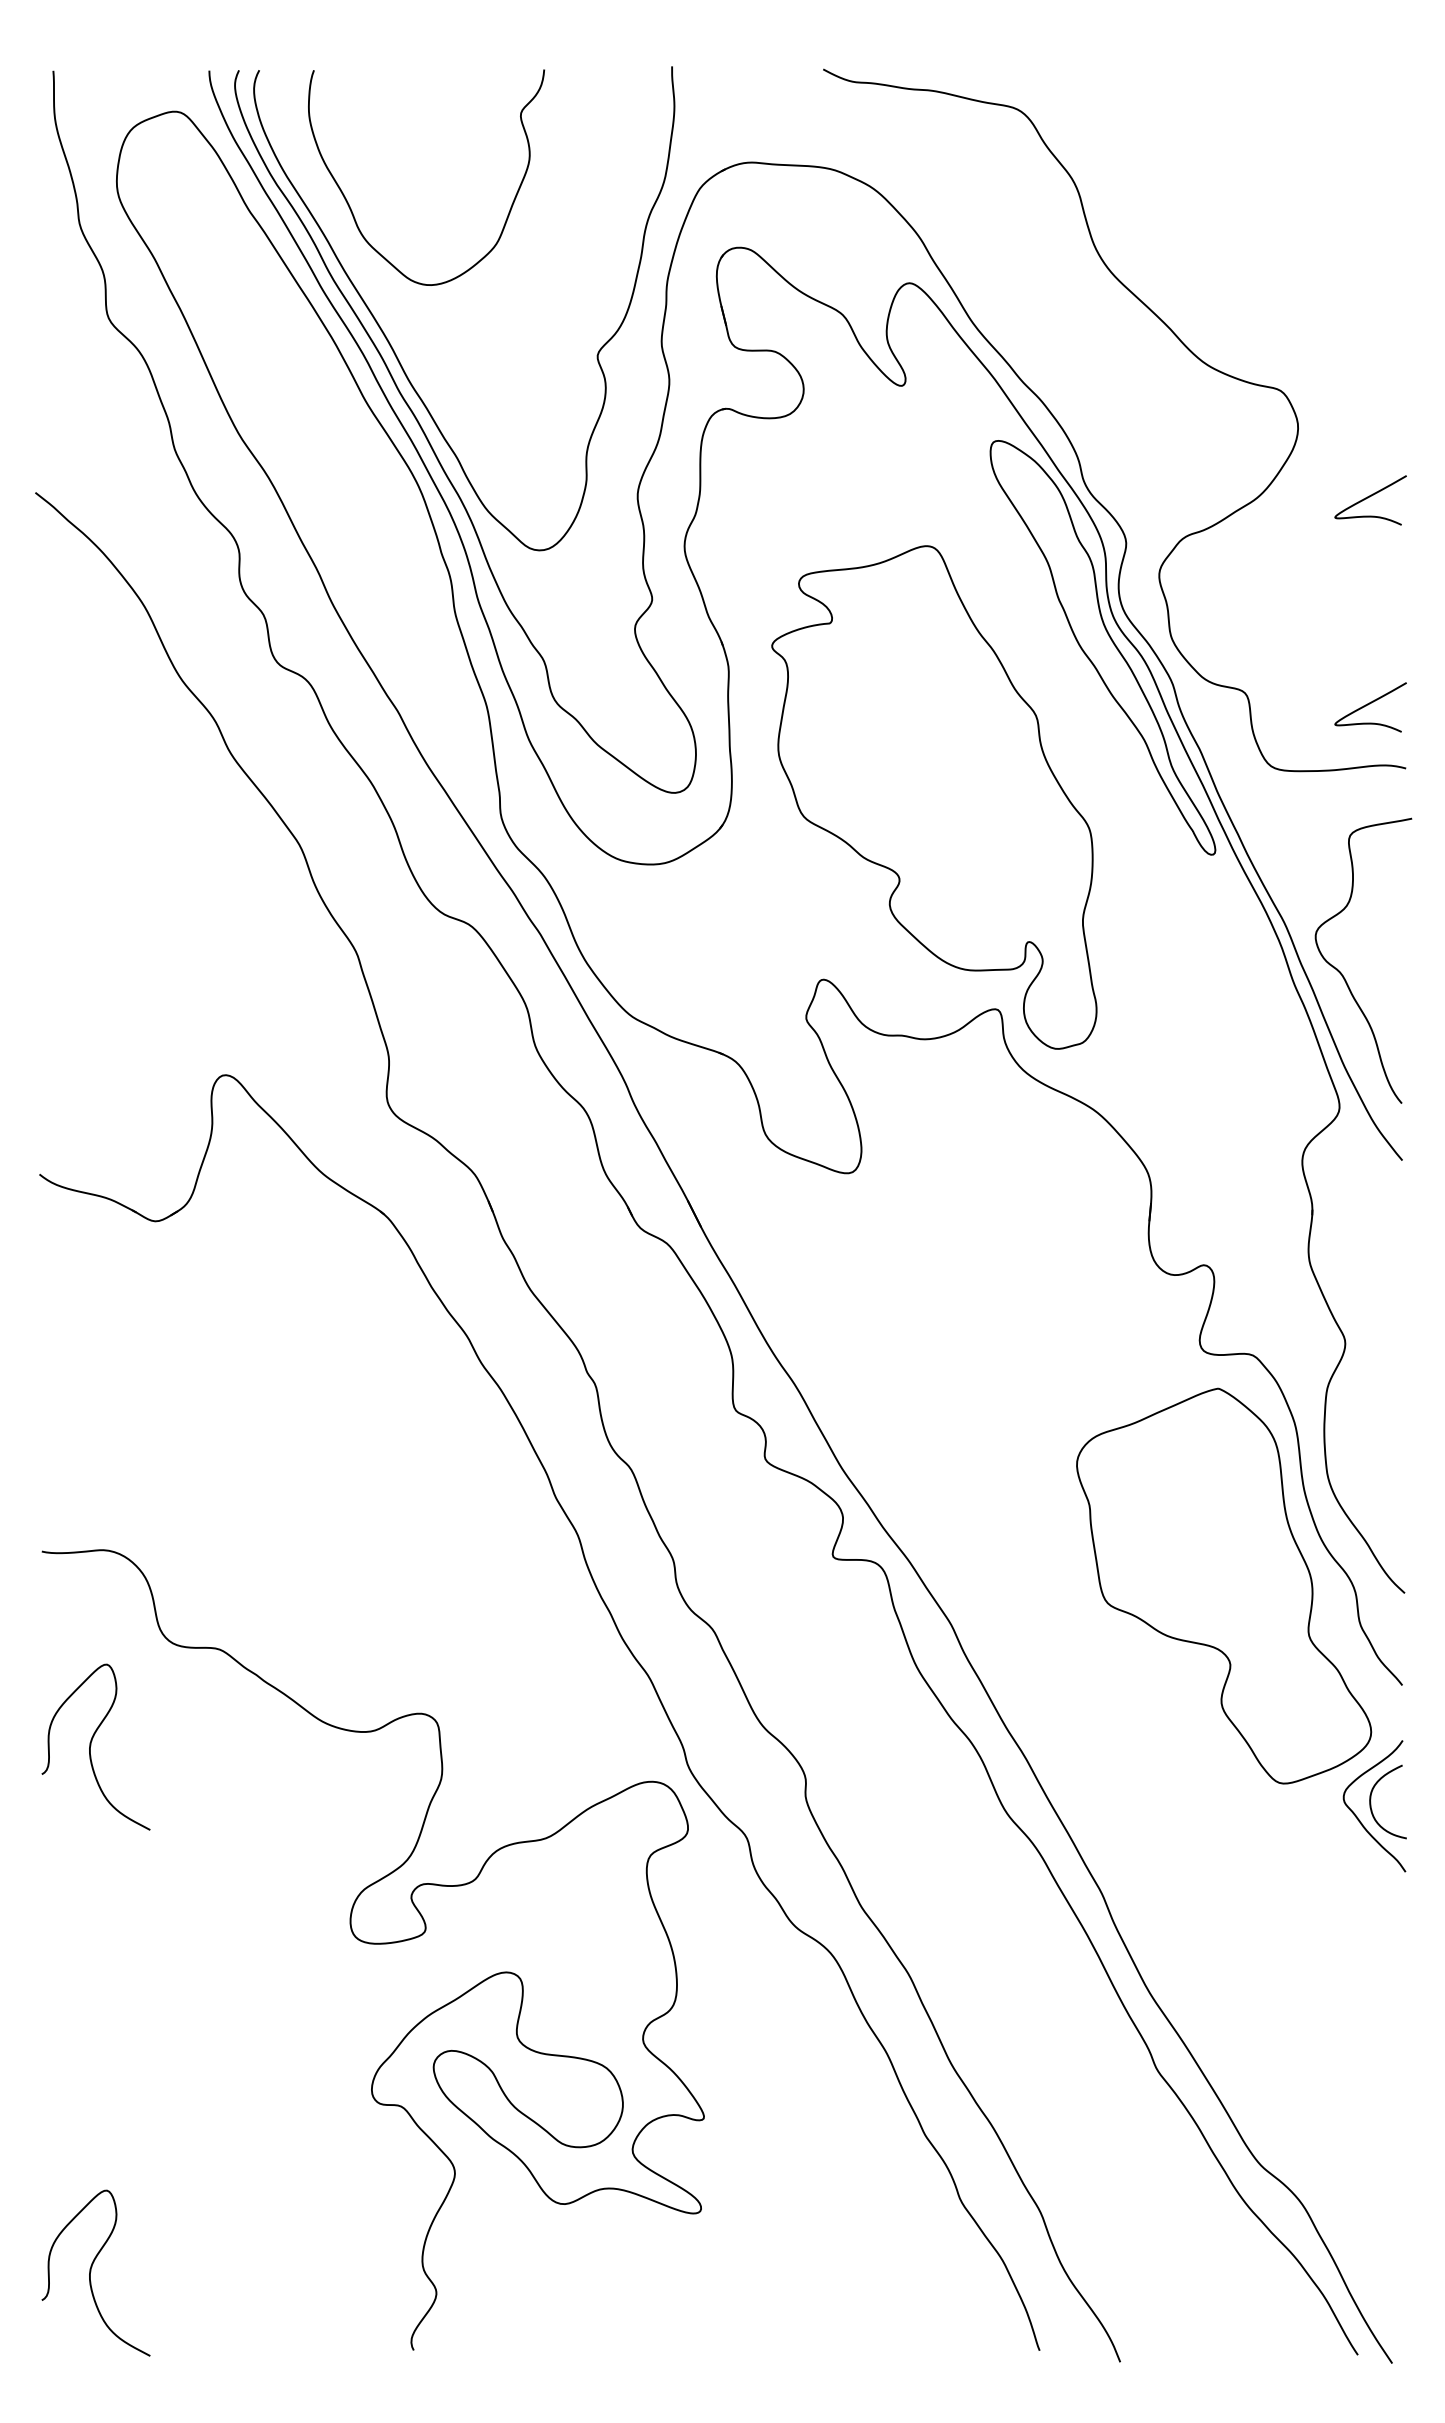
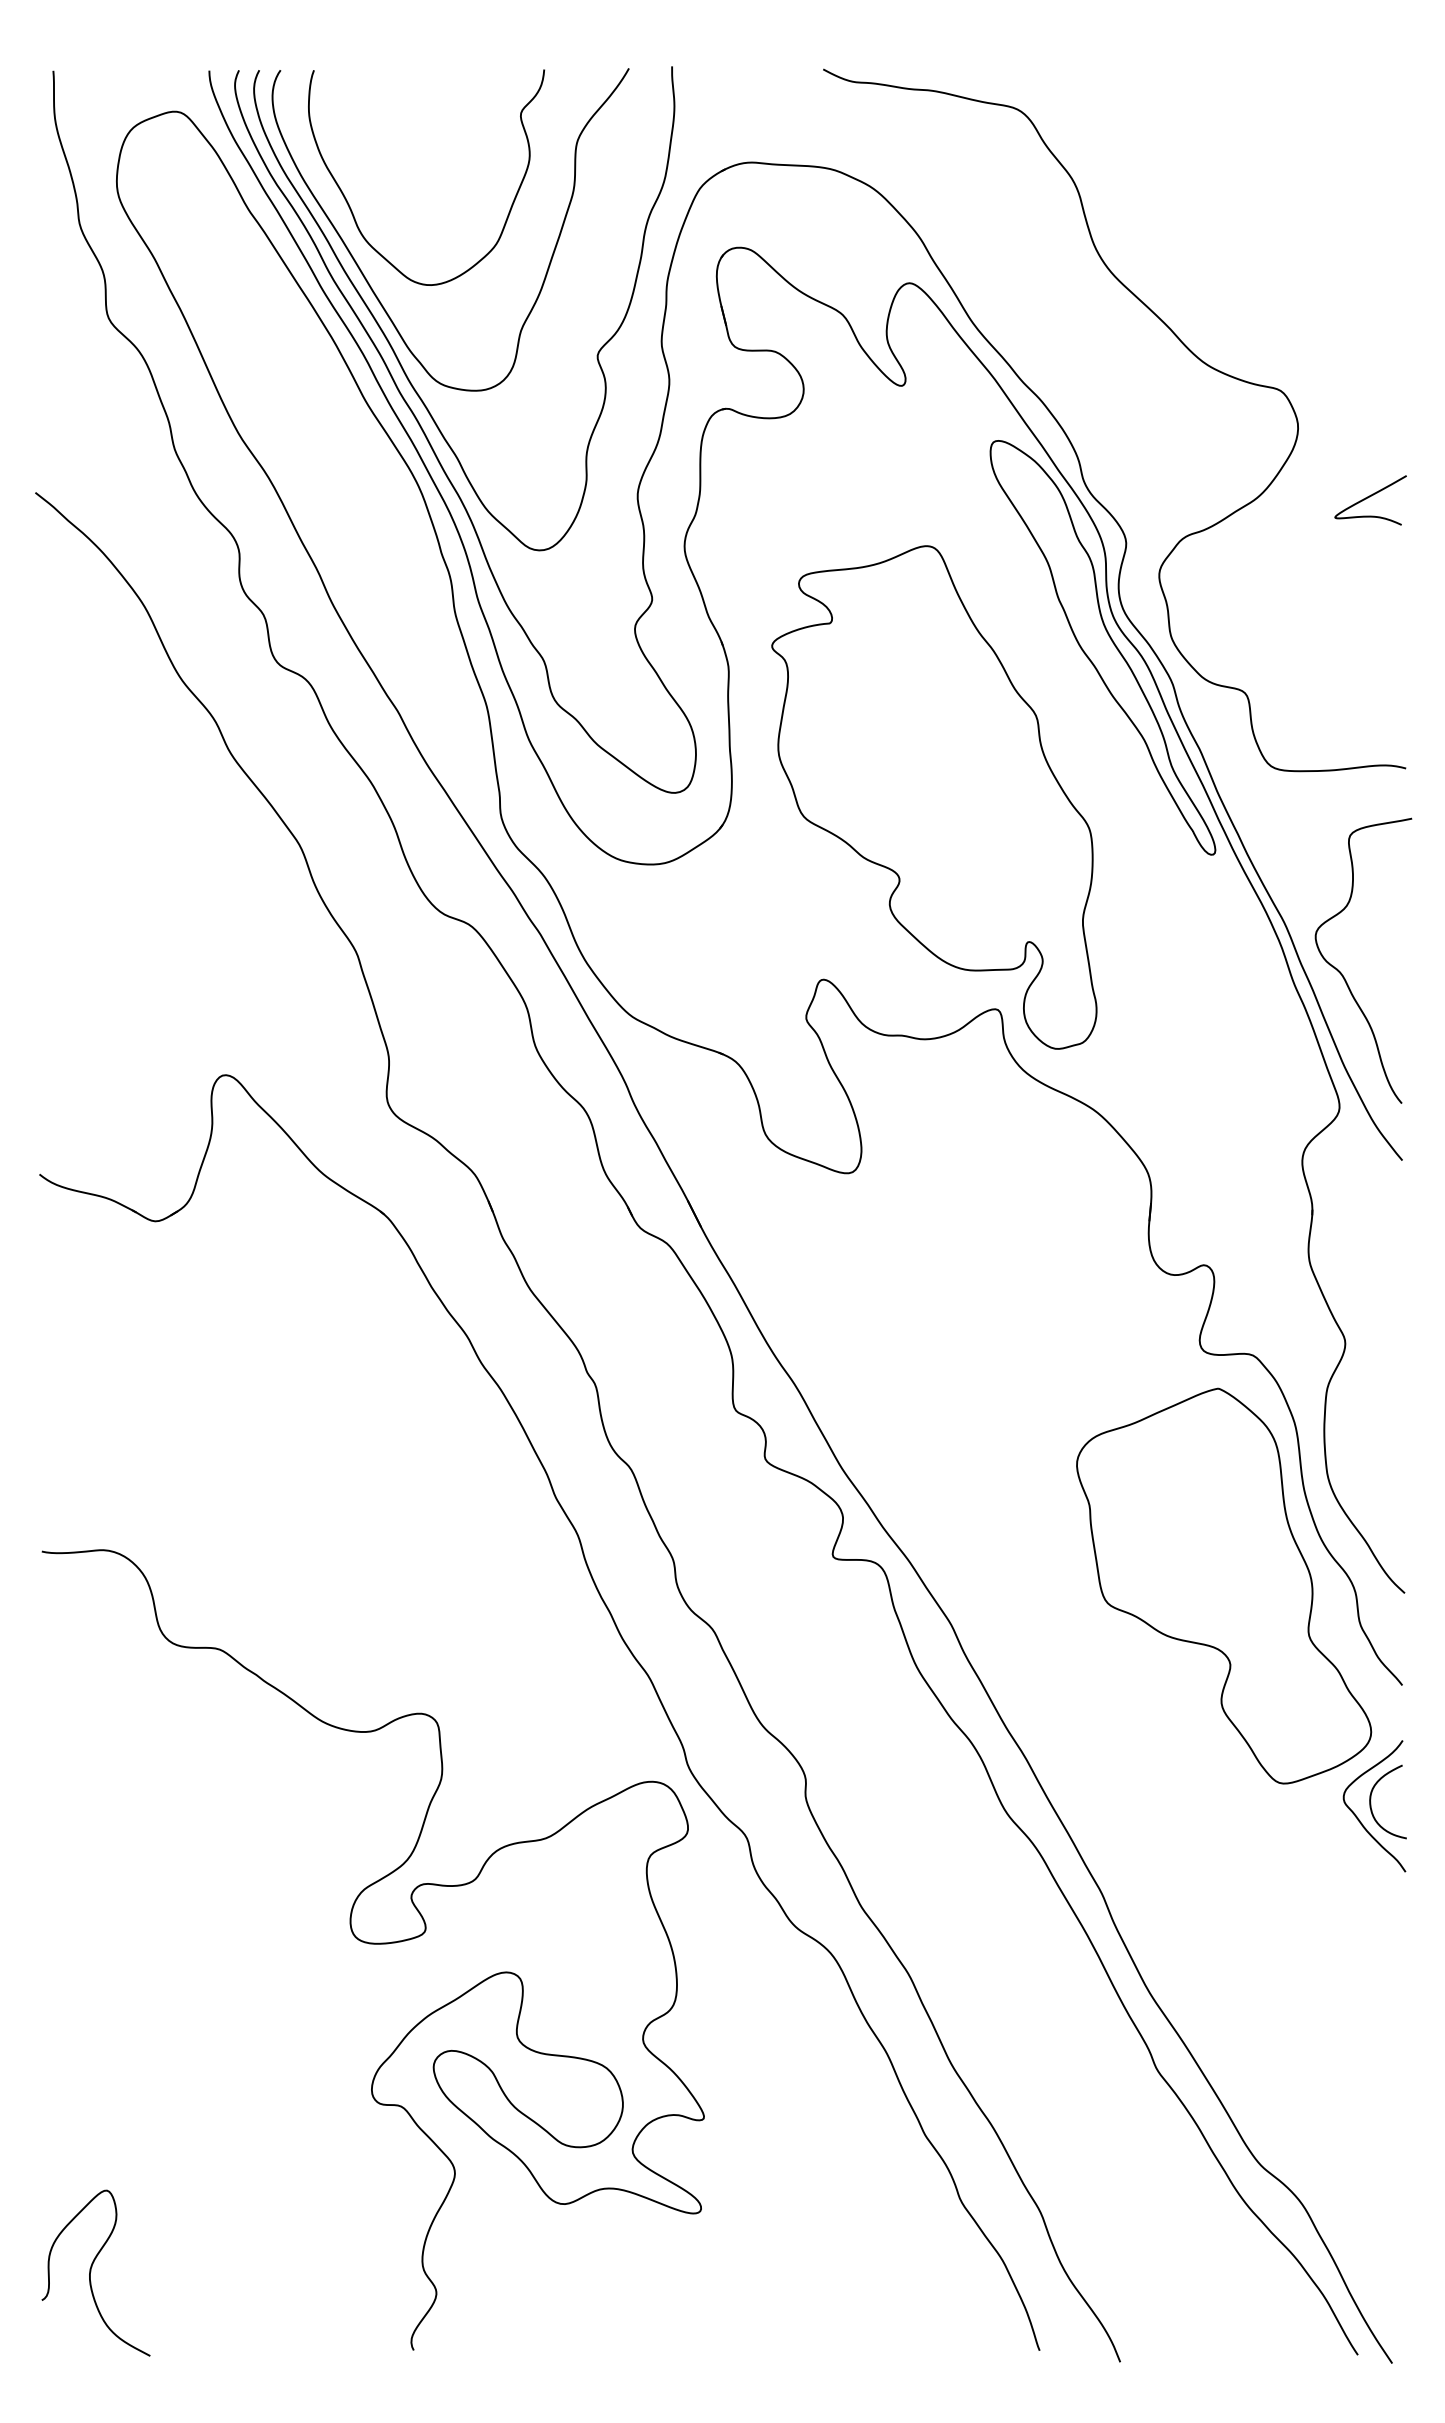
curve: none -> present (368, 281)
curve: present -> none (1368, 705)
curve: present -> none (91, 1745)
